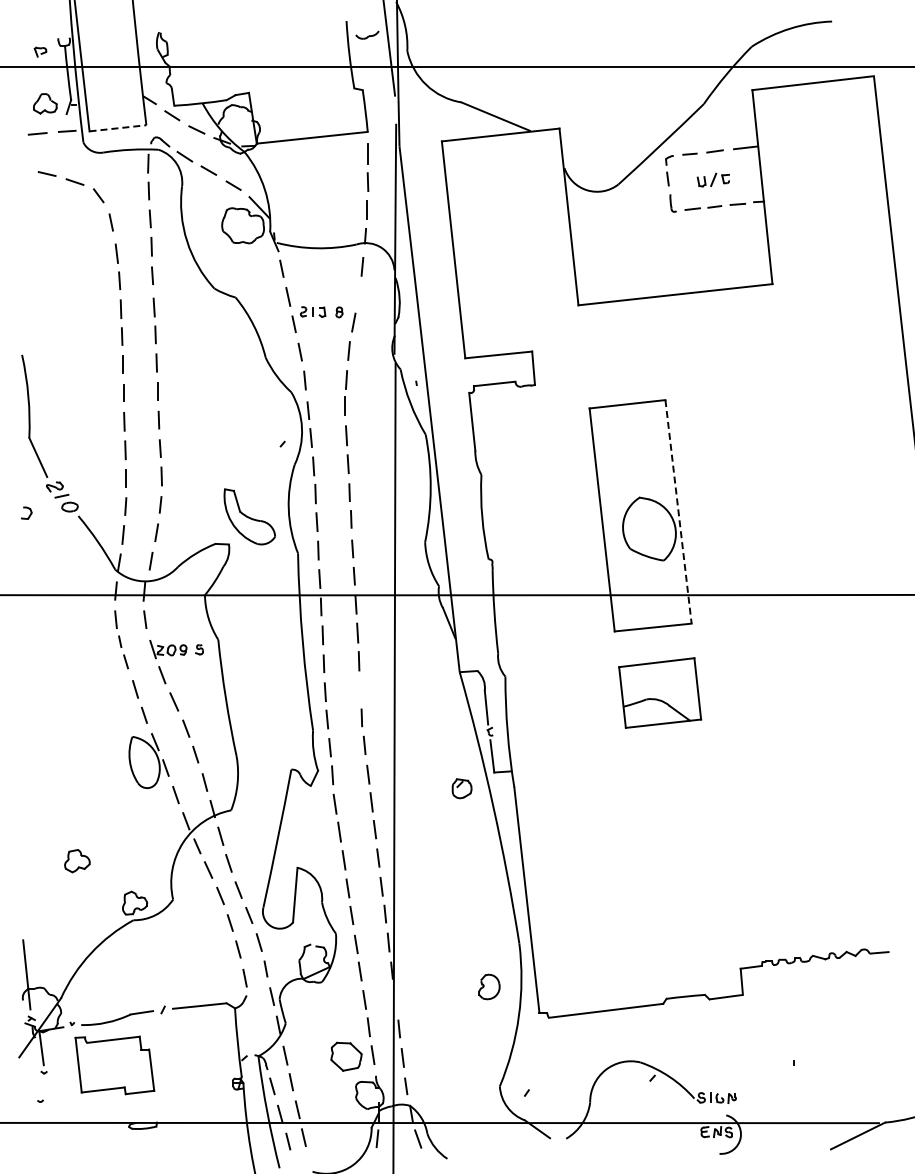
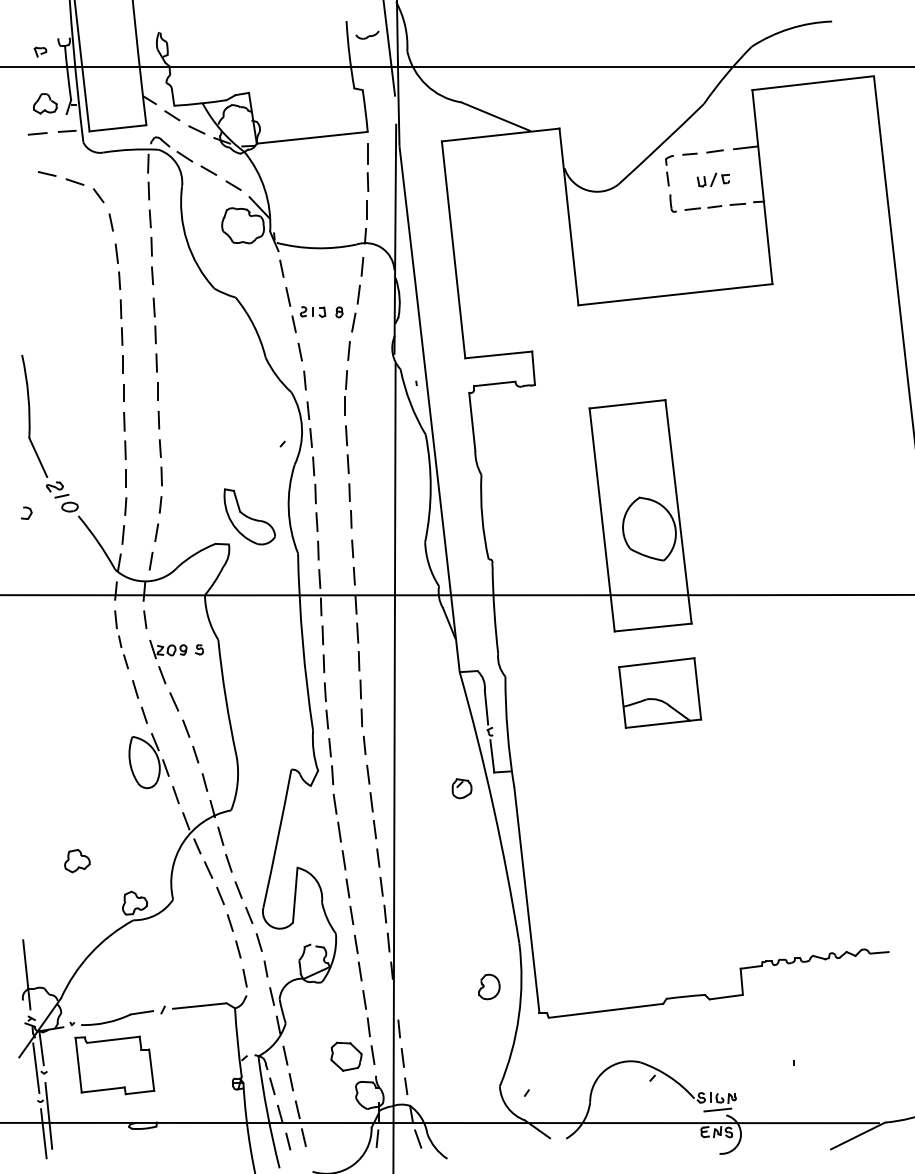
line: dashed -> solid (117, 128)
line: none -> present (358, 294)
line: dashed -> solid (678, 511)
line: none -> present (360, 689)
line: none -> present (36, 1068)
line: none -> present (717, 1109)
line: none -> present (48, 1115)
line: none -> present (43, 1133)
